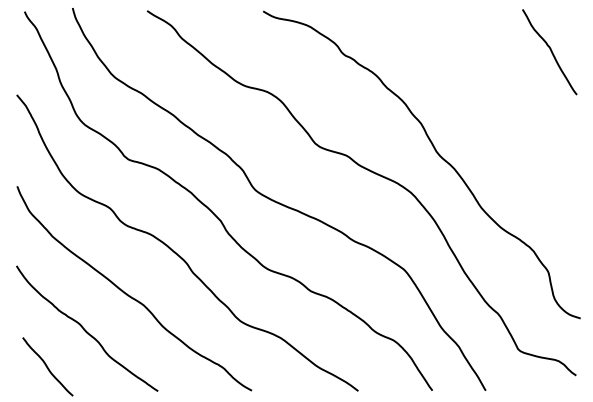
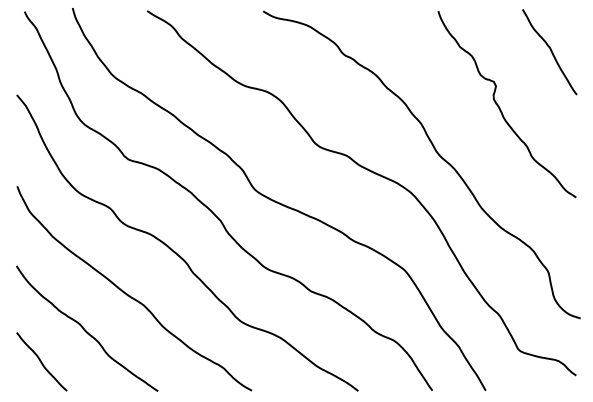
curve: none -> present (500, 107)
curve position: (47, 366) -> (41, 361) (41, 361)
